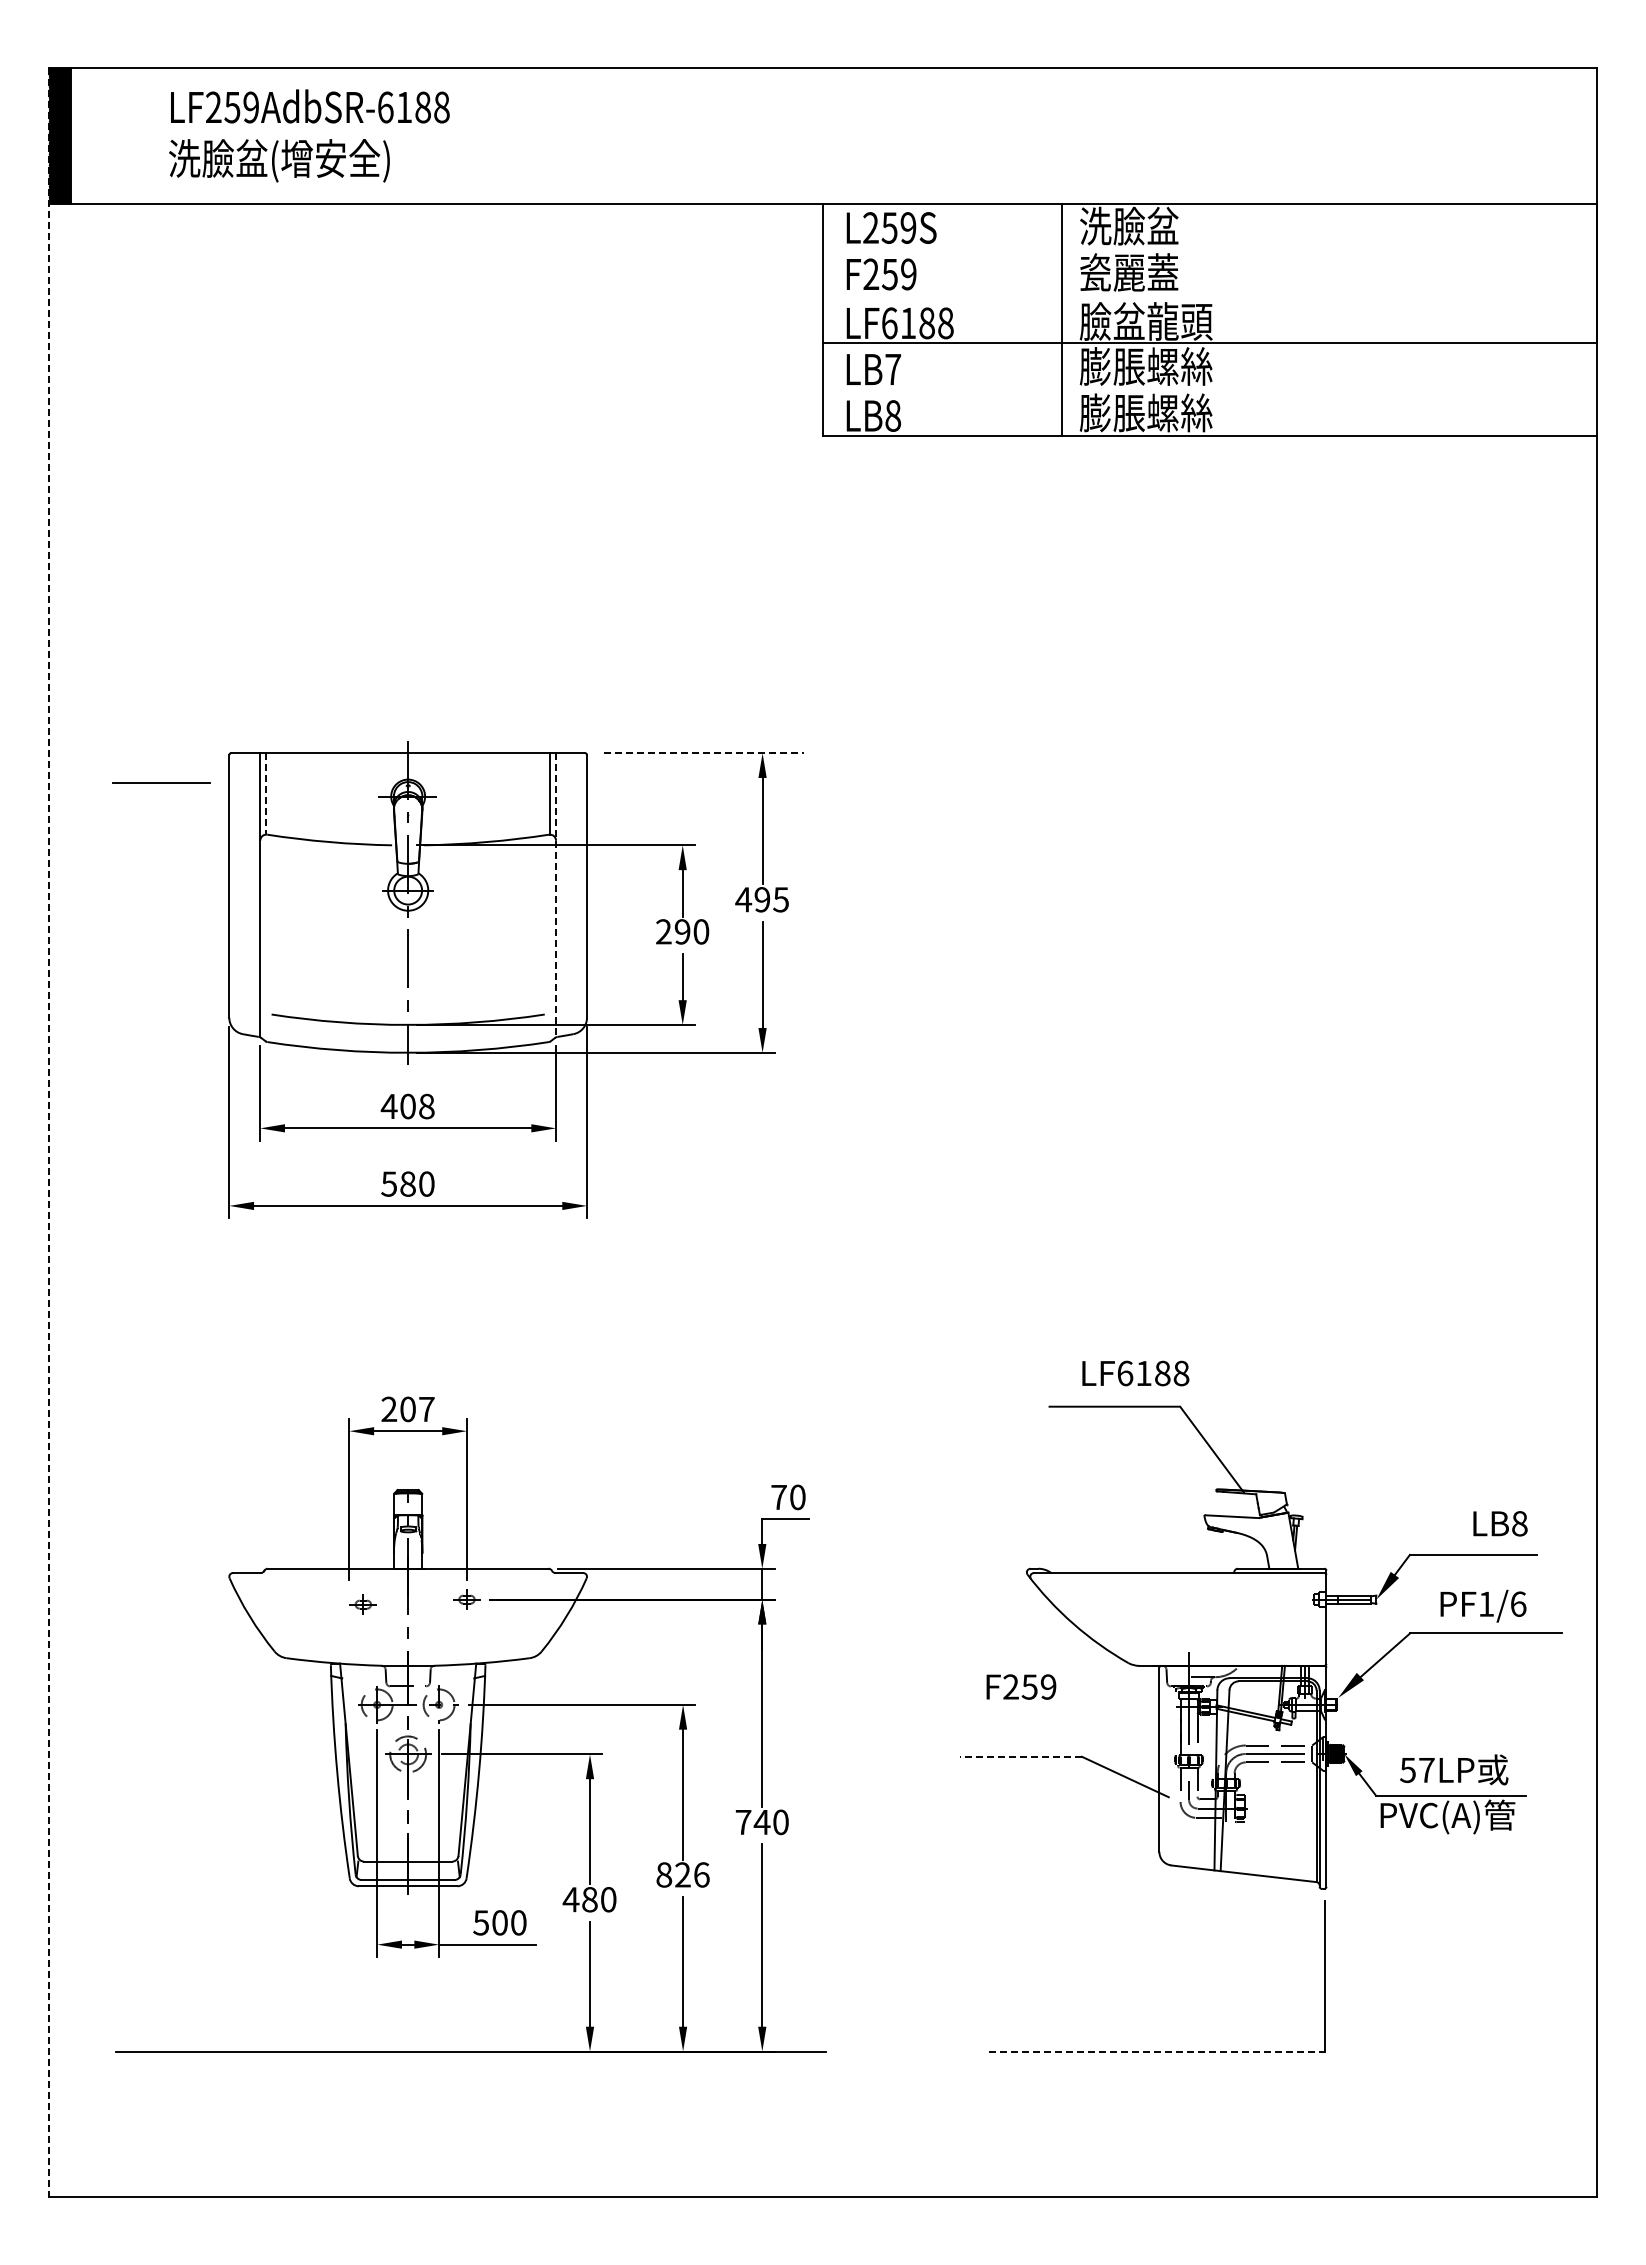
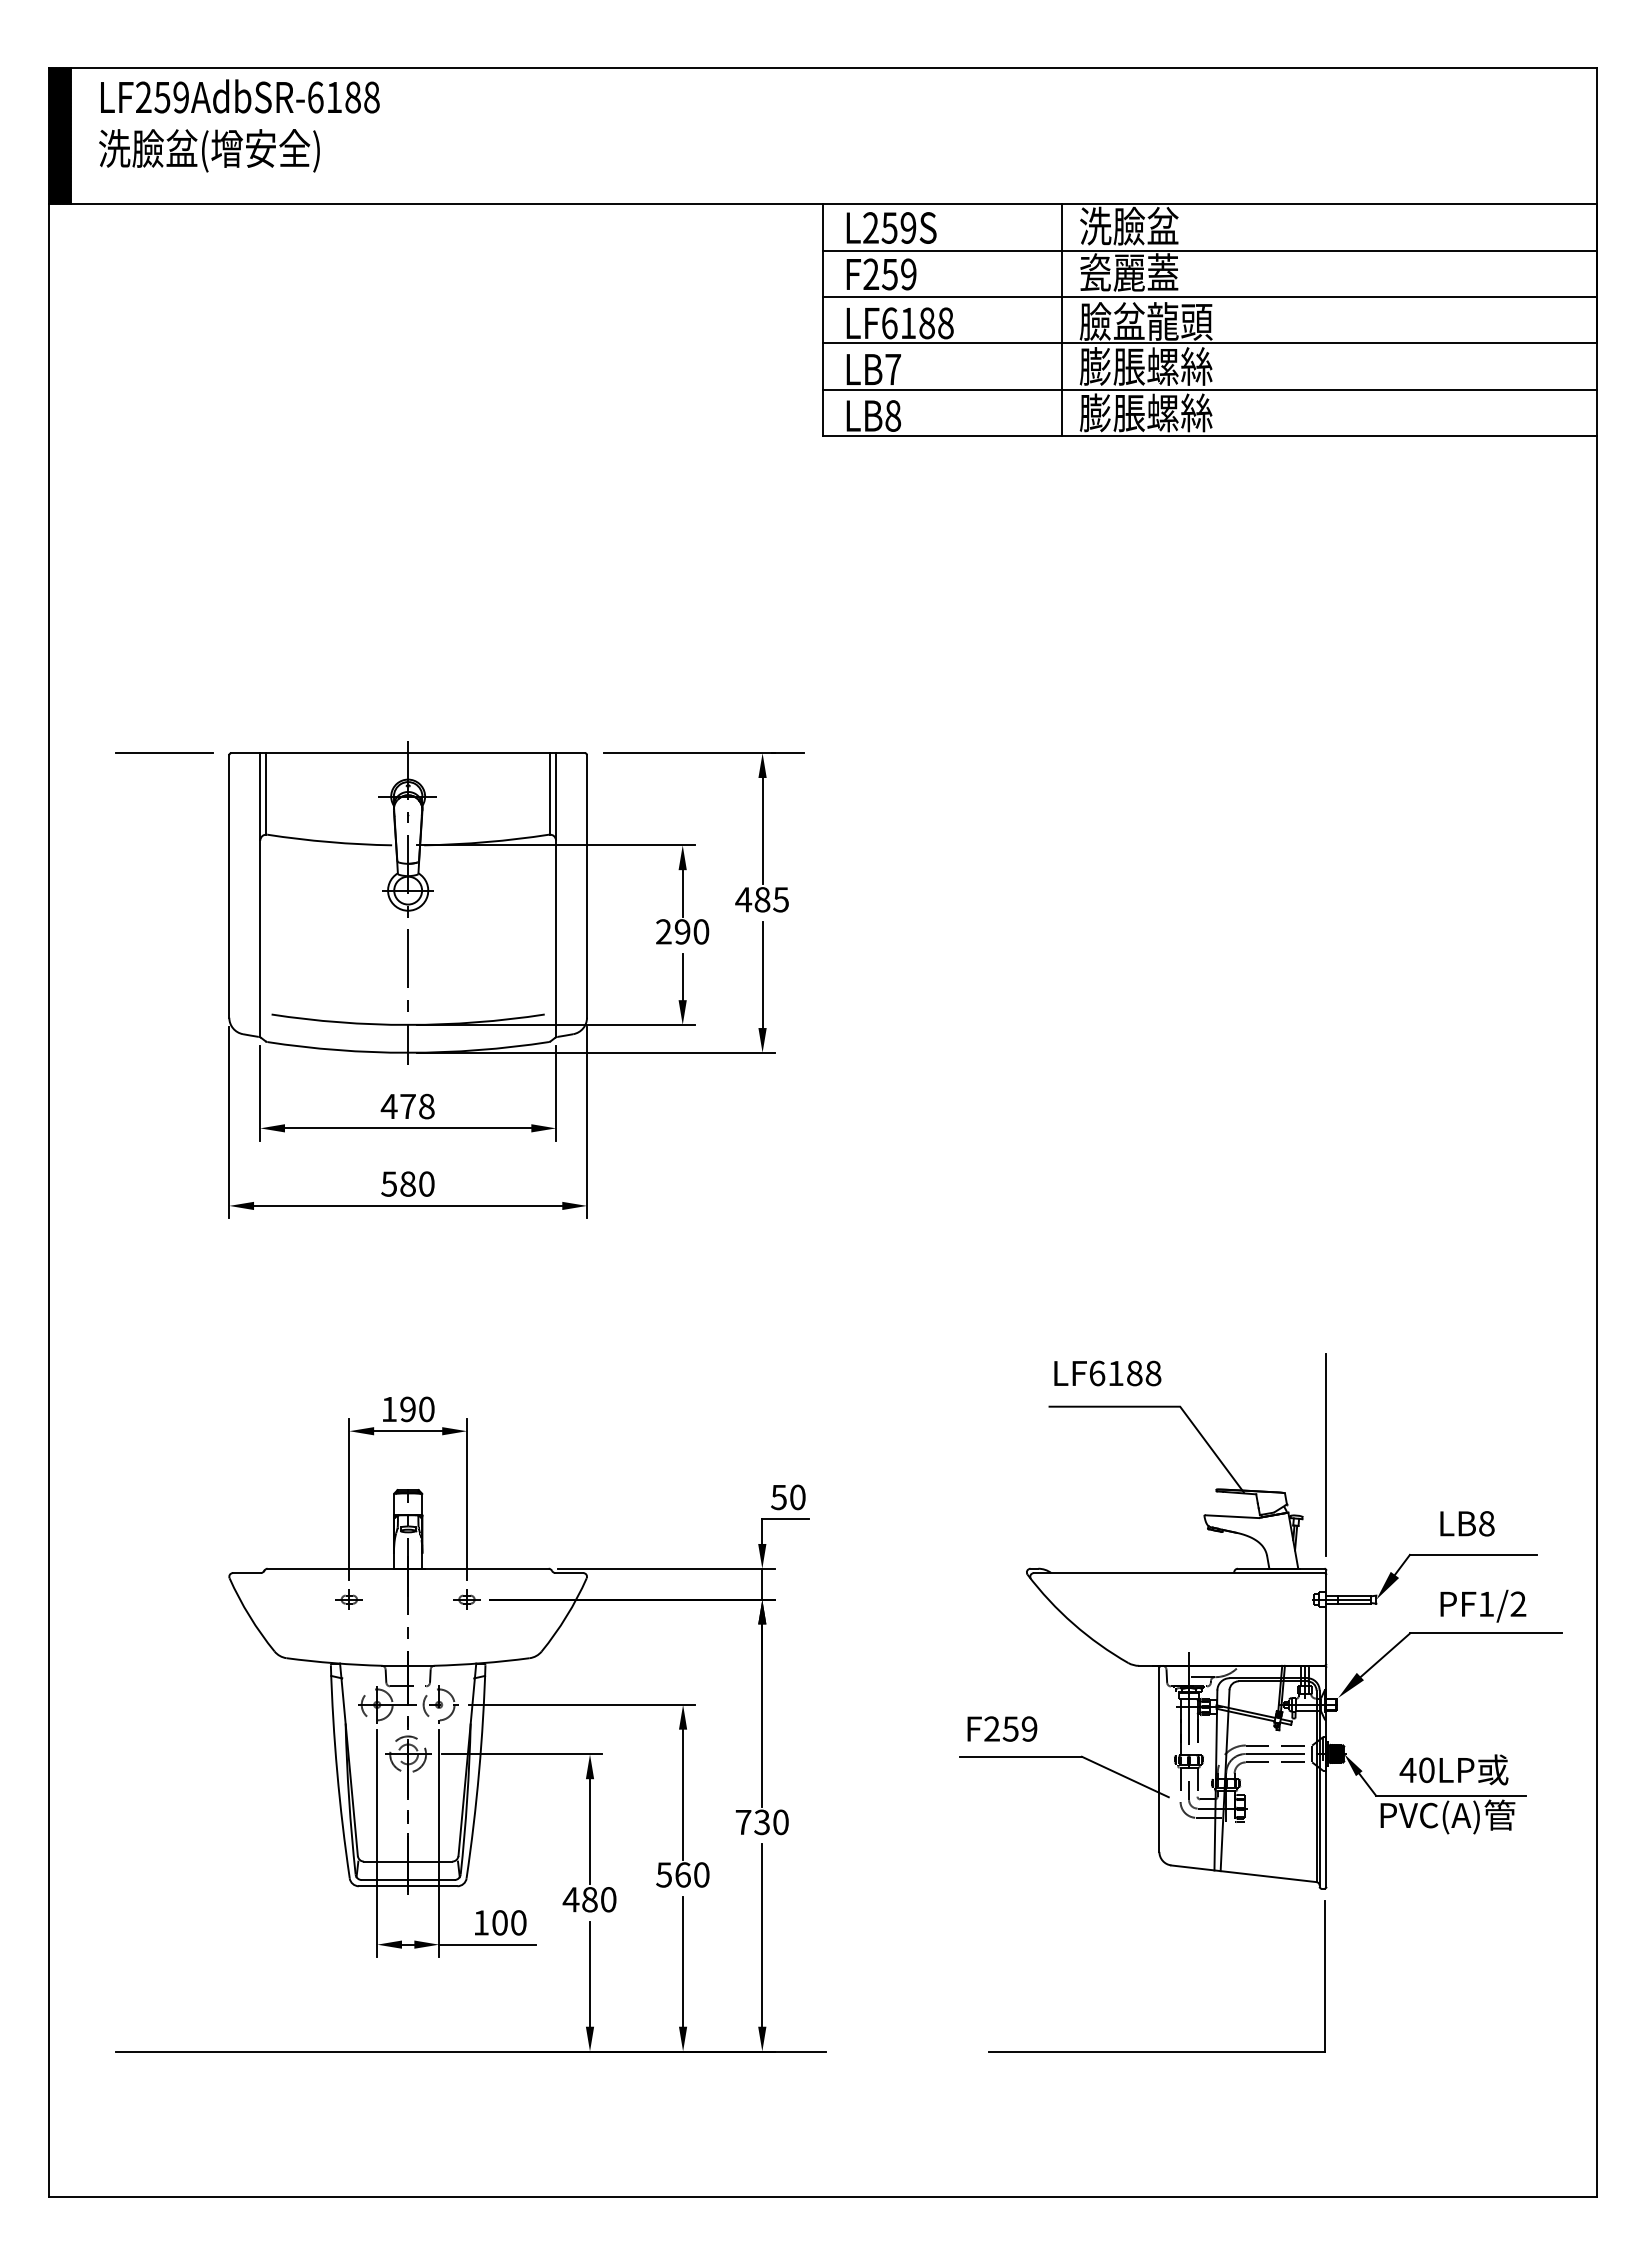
text position: (309, 135) -> (239, 125) (239, 125)
line: none -> present (1209, 250)
line: none -> present (1209, 296)
line: none -> present (1209, 389)
line: dashed -> solid (704, 753)
line position: (161, 782) -> (164, 752) (164, 752)
line: dashed -> solid (266, 793)
line: dashed -> solid (556, 895)
text: 495 -> 485 (762, 899)
text: 408 -> 478 (407, 1106)
line: dashed -> solid (49, 1132)
text position: (1135, 1373) -> (1107, 1373) (1107, 1373)
text: 207 -> 190 (407, 1409)
line: none -> present (1326, 1455)
text: 70 -> 50 (778, 1497)
text position: (1500, 1523) -> (1467, 1523) (1467, 1523)
text: PF1/6 -> PF1/2 (1518, 1603)
part position: (362, 1604) -> (348, 1599) (348, 1599)
text position: (1021, 1686) -> (1002, 1728) (1002, 1728)
line: dashed -> solid (1020, 1756)
text: 57LP -> 40LP (1416, 1770)
text: 740 -> 730 (761, 1822)
text: 826 -> 560 (682, 1874)
text: 500 -> 100 (480, 1922)
line: dashed -> solid (1156, 2051)
